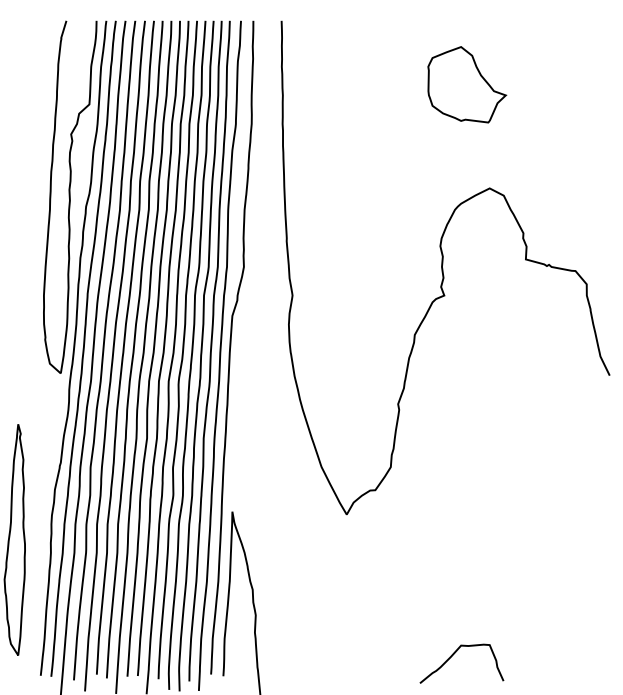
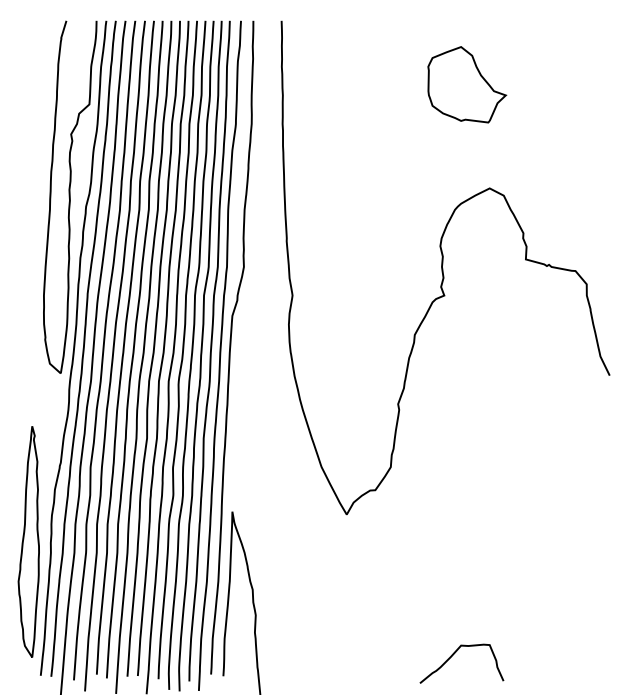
part position: (14, 539) -> (28, 541) (28, 541)
